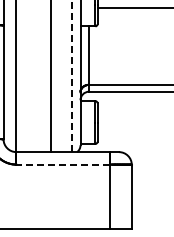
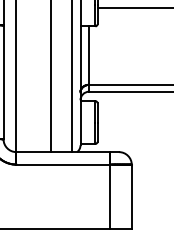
line: dashed -> solid (72, 76)
line: dashed -> solid (62, 164)
